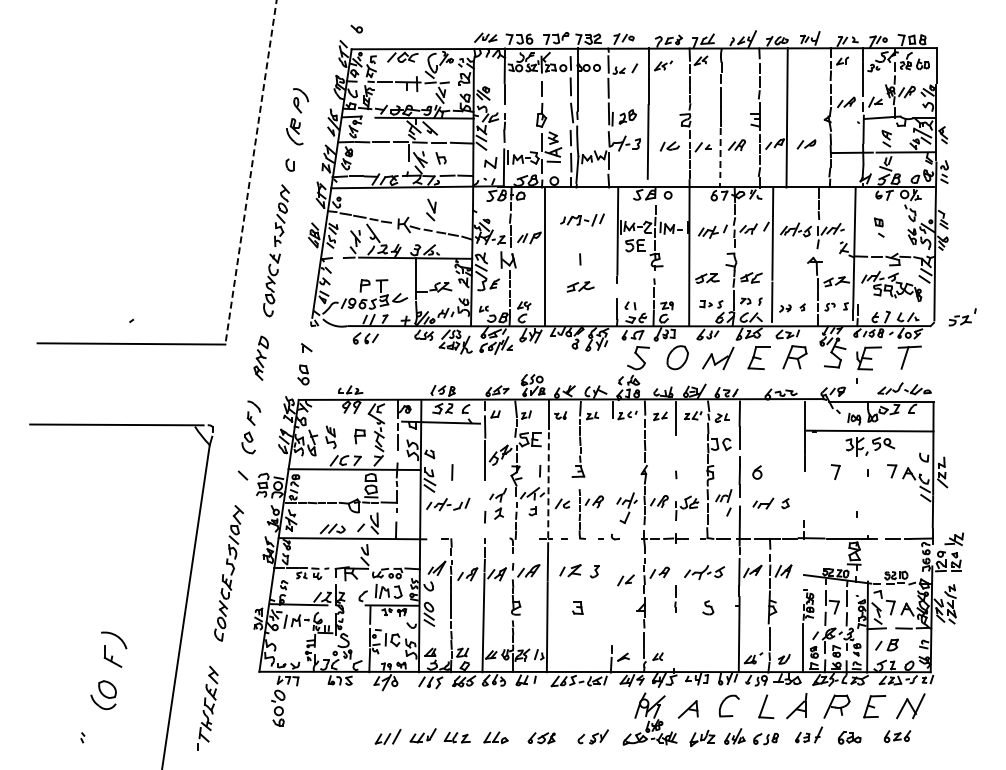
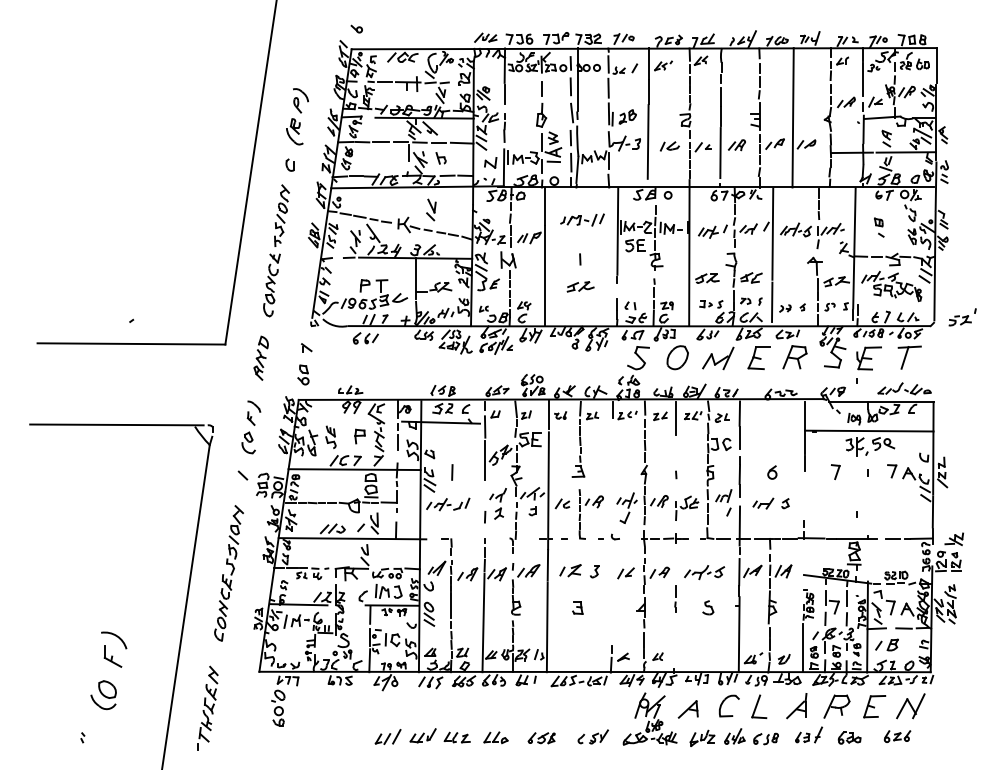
line position: (786, 117) -> (792, 117) (792, 117)
line: dashed -> solid (720, 153)
line: dashed -> solid (250, 172)
line: present -> none (540, 471)
part position: (757, 472) -> (772, 472) (772, 472)
line: dashed -> solid (548, 491)
part position: (625, 580) -> (625, 573) (625, 573)
part position: (766, 706) -> (759, 706) (759, 706)
